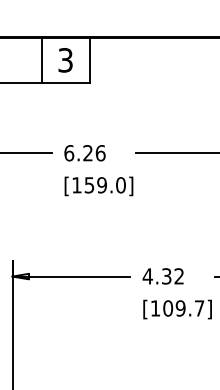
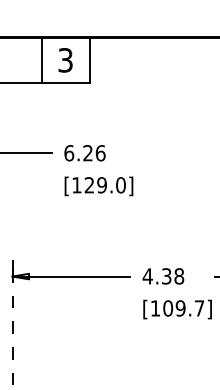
line: present -> none (176, 153)
text: [159.0] -> [129.0] (89, 185)
text: 4.32 -> 4.38 (179, 276)
line: solid -> dashed (12, 324)
